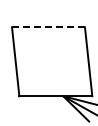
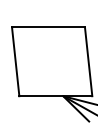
line: dashed -> solid (48, 27)
